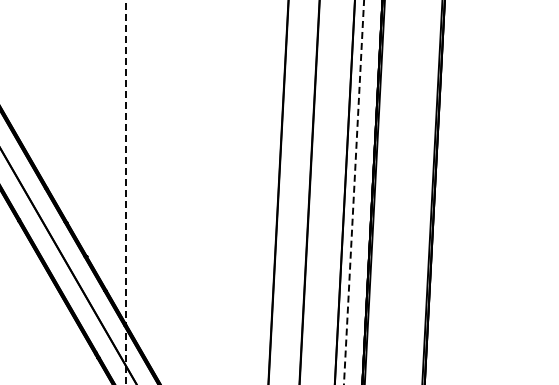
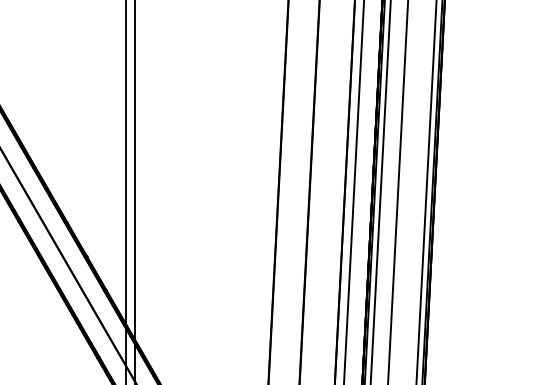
line: none -> present (135, 191)
line: none -> present (380, 191)
line: none -> present (398, 191)
line: none -> present (426, 191)
line: dashed -> solid (126, 192)
line: dashed -> solid (354, 192)
